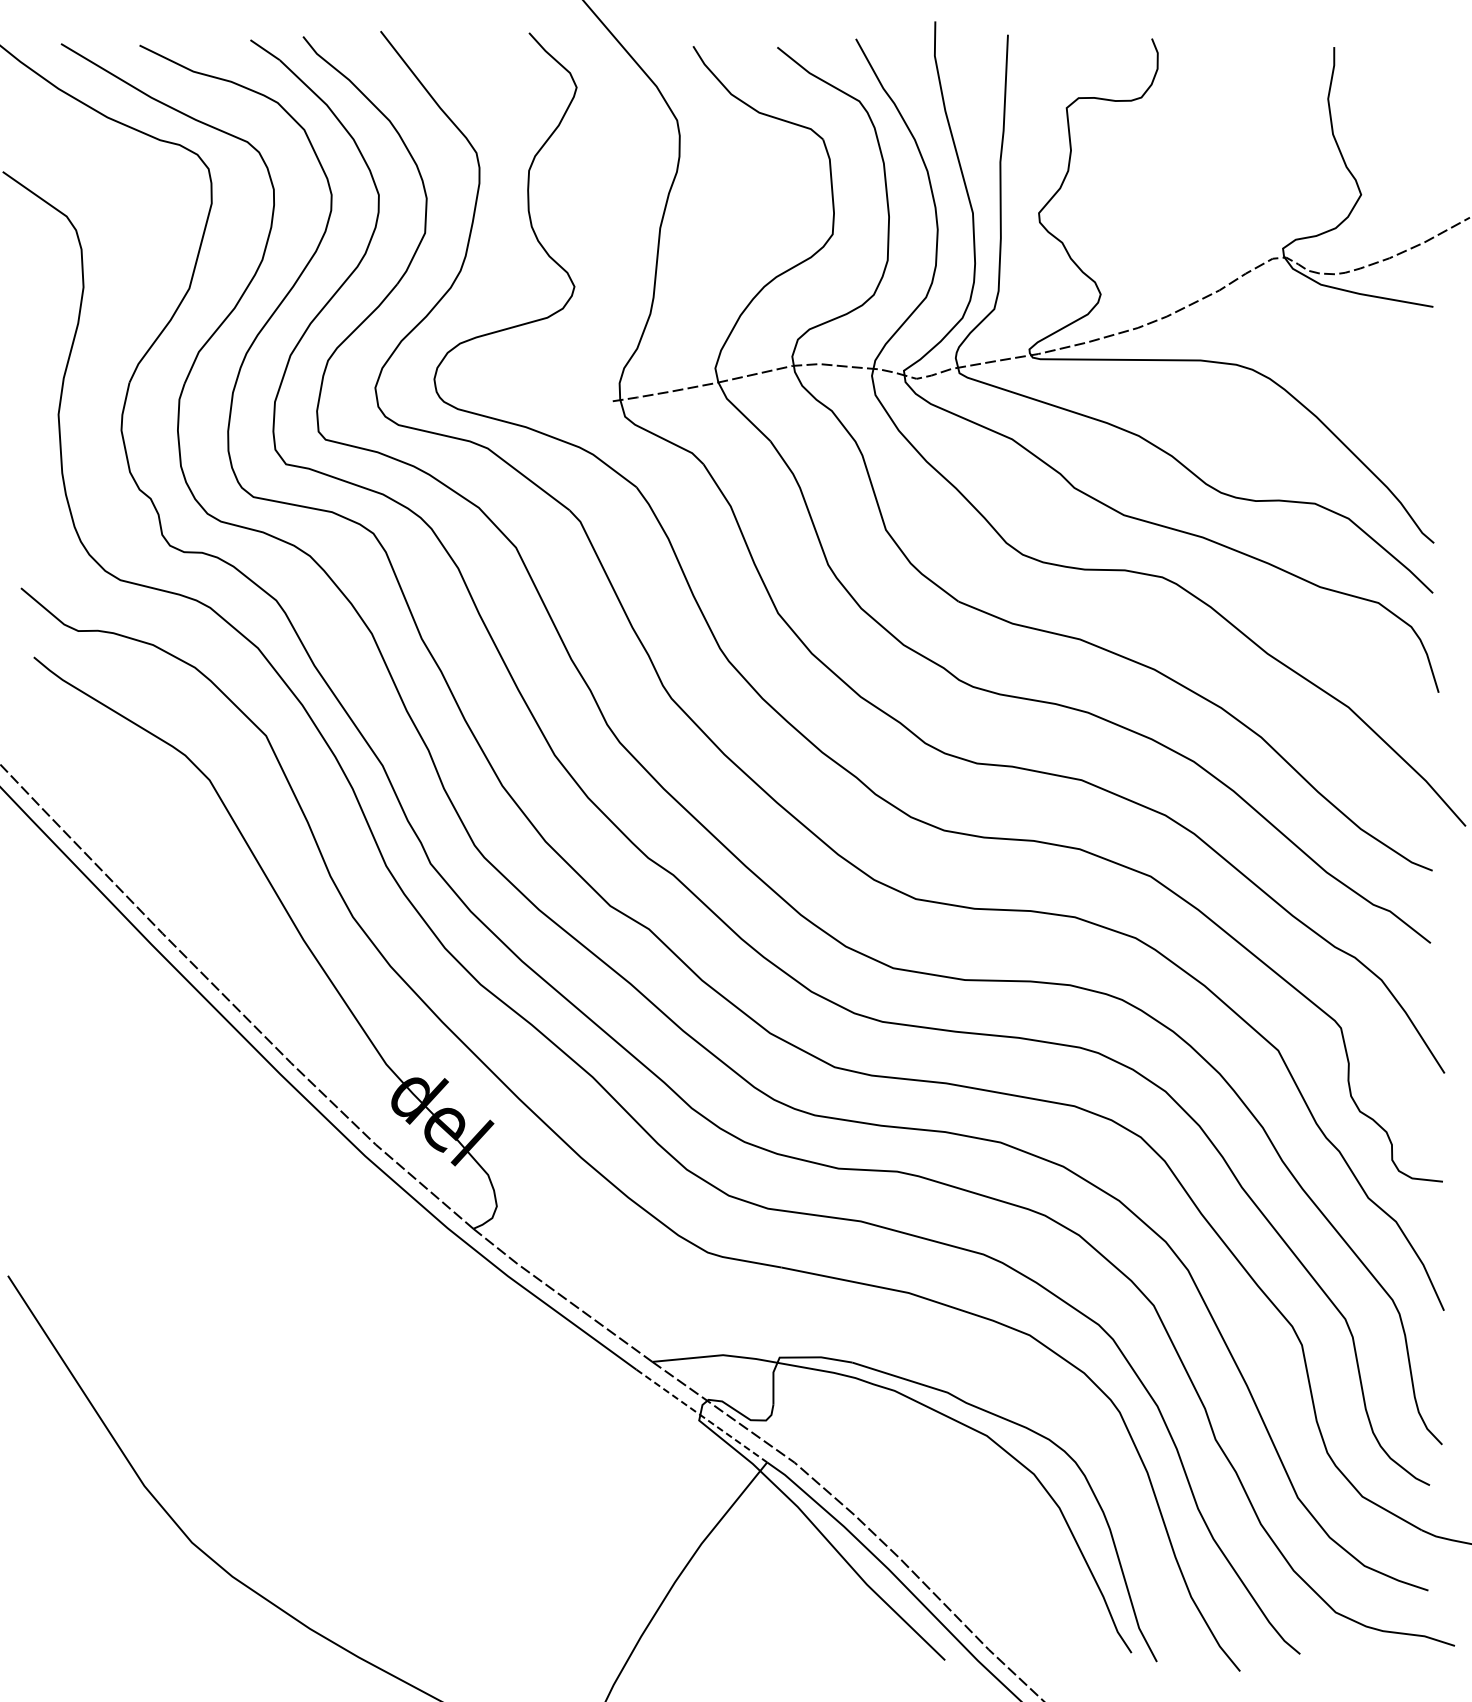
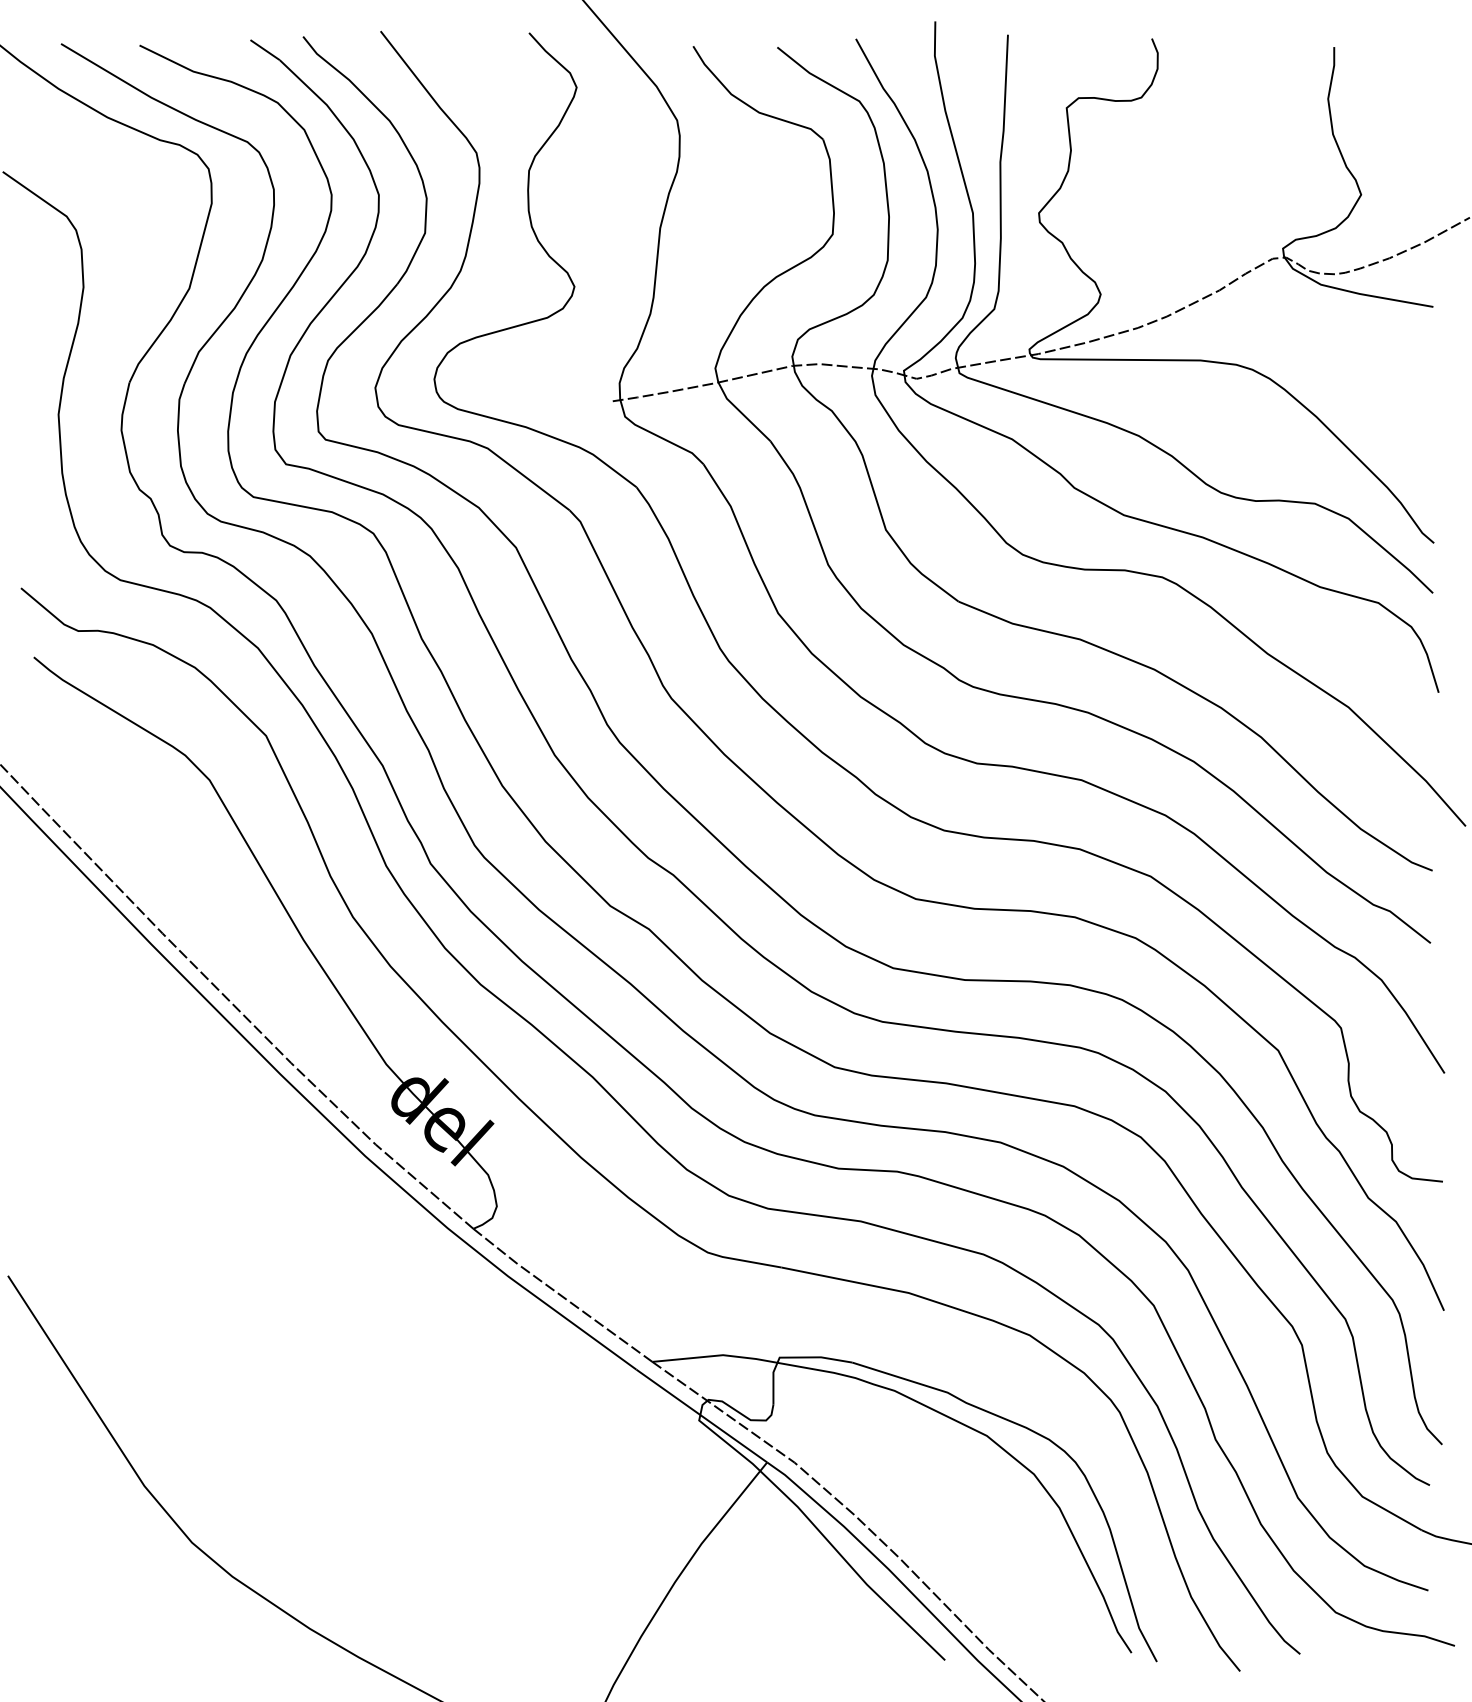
line: dashed -> solid (702, 1416)
